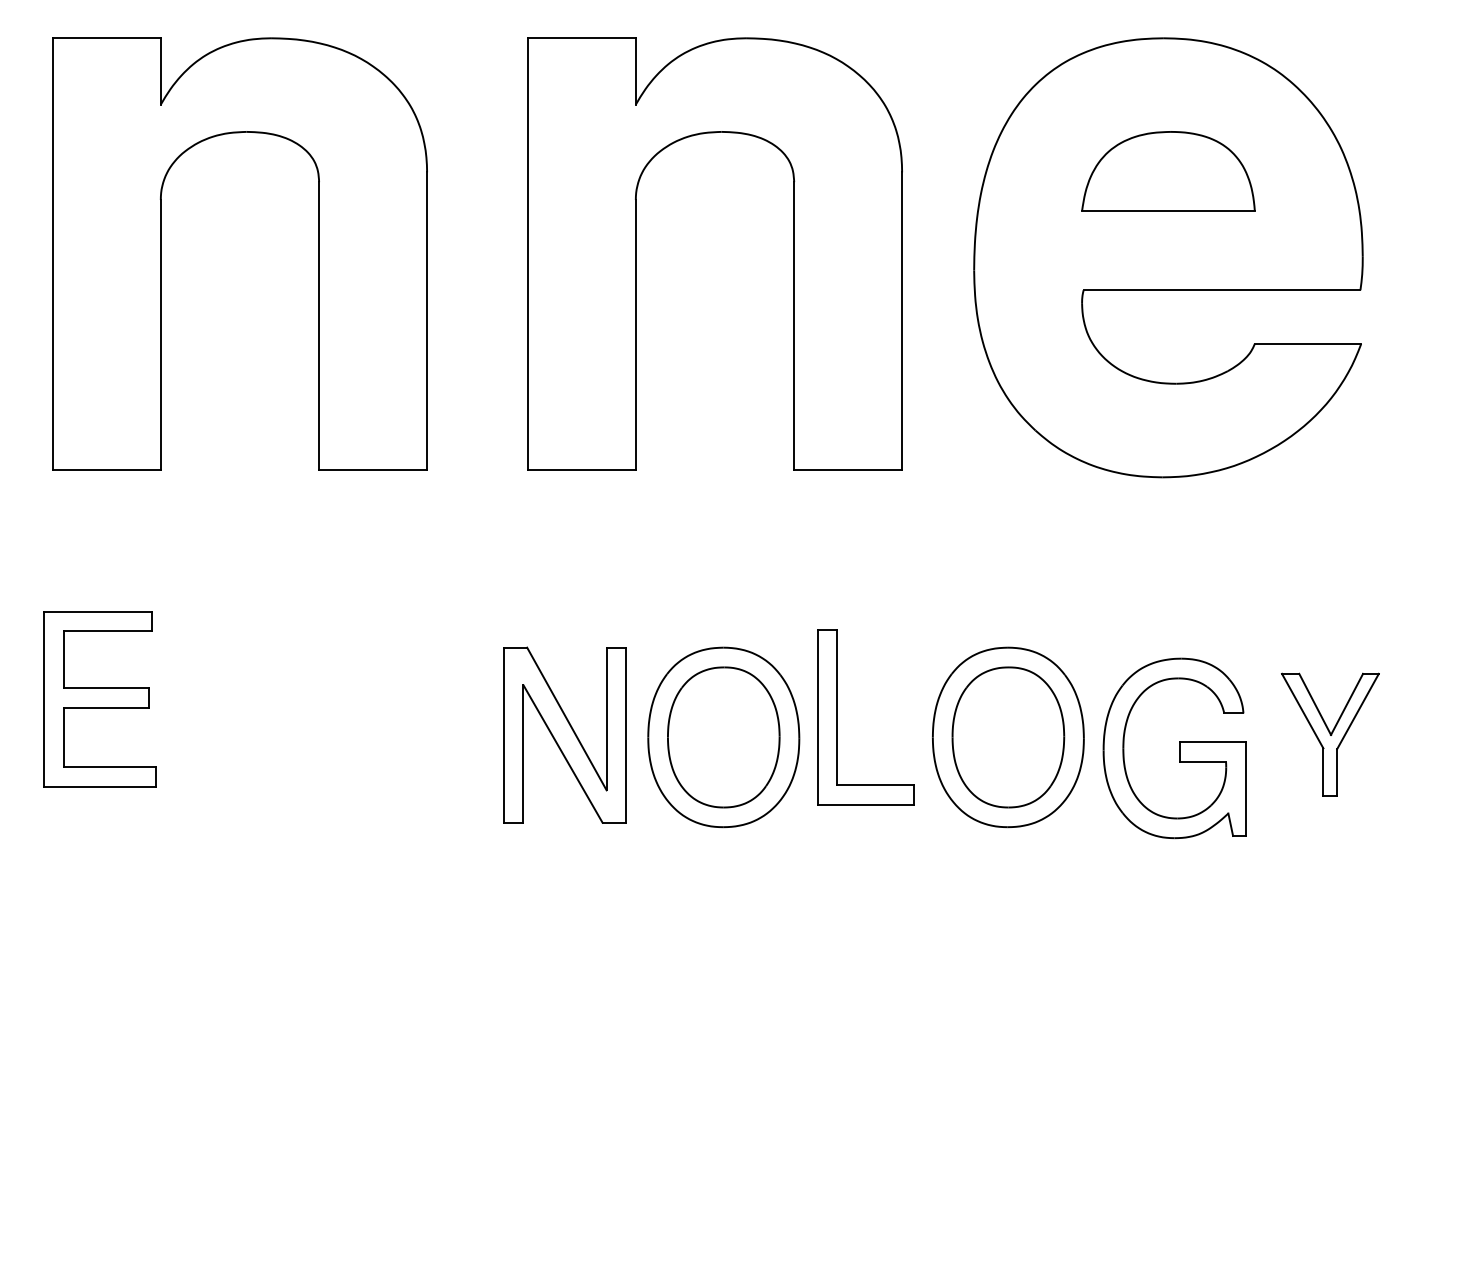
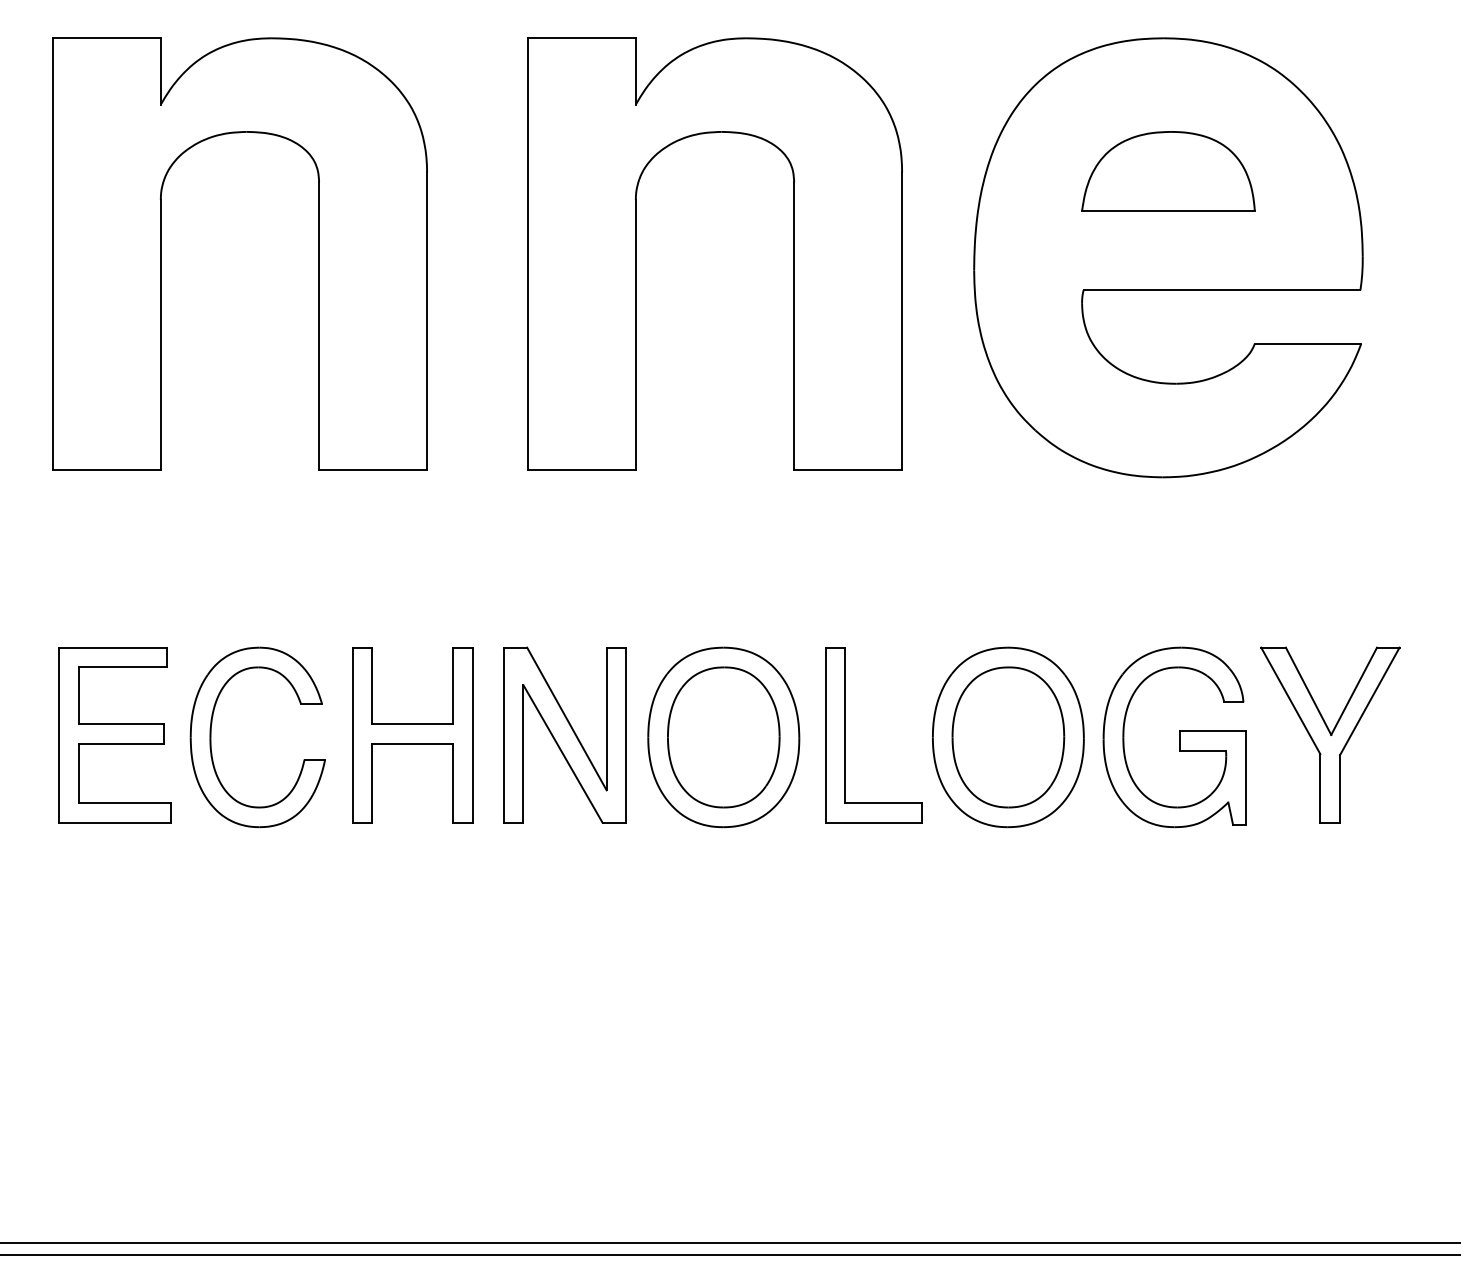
part position: (99, 699) -> (114, 735) (114, 735)
part position: (837, 717) -> (845, 735) (845, 735)
part size: 99x125 px -> 141x178 px (1330, 734)
part: none -> present (412, 735)
part: none -> present (211, 737)
part position: (1174, 748) -> (1174, 737) (1174, 737)
line: none -> present (729, 1242)
line: none -> present (729, 1254)
